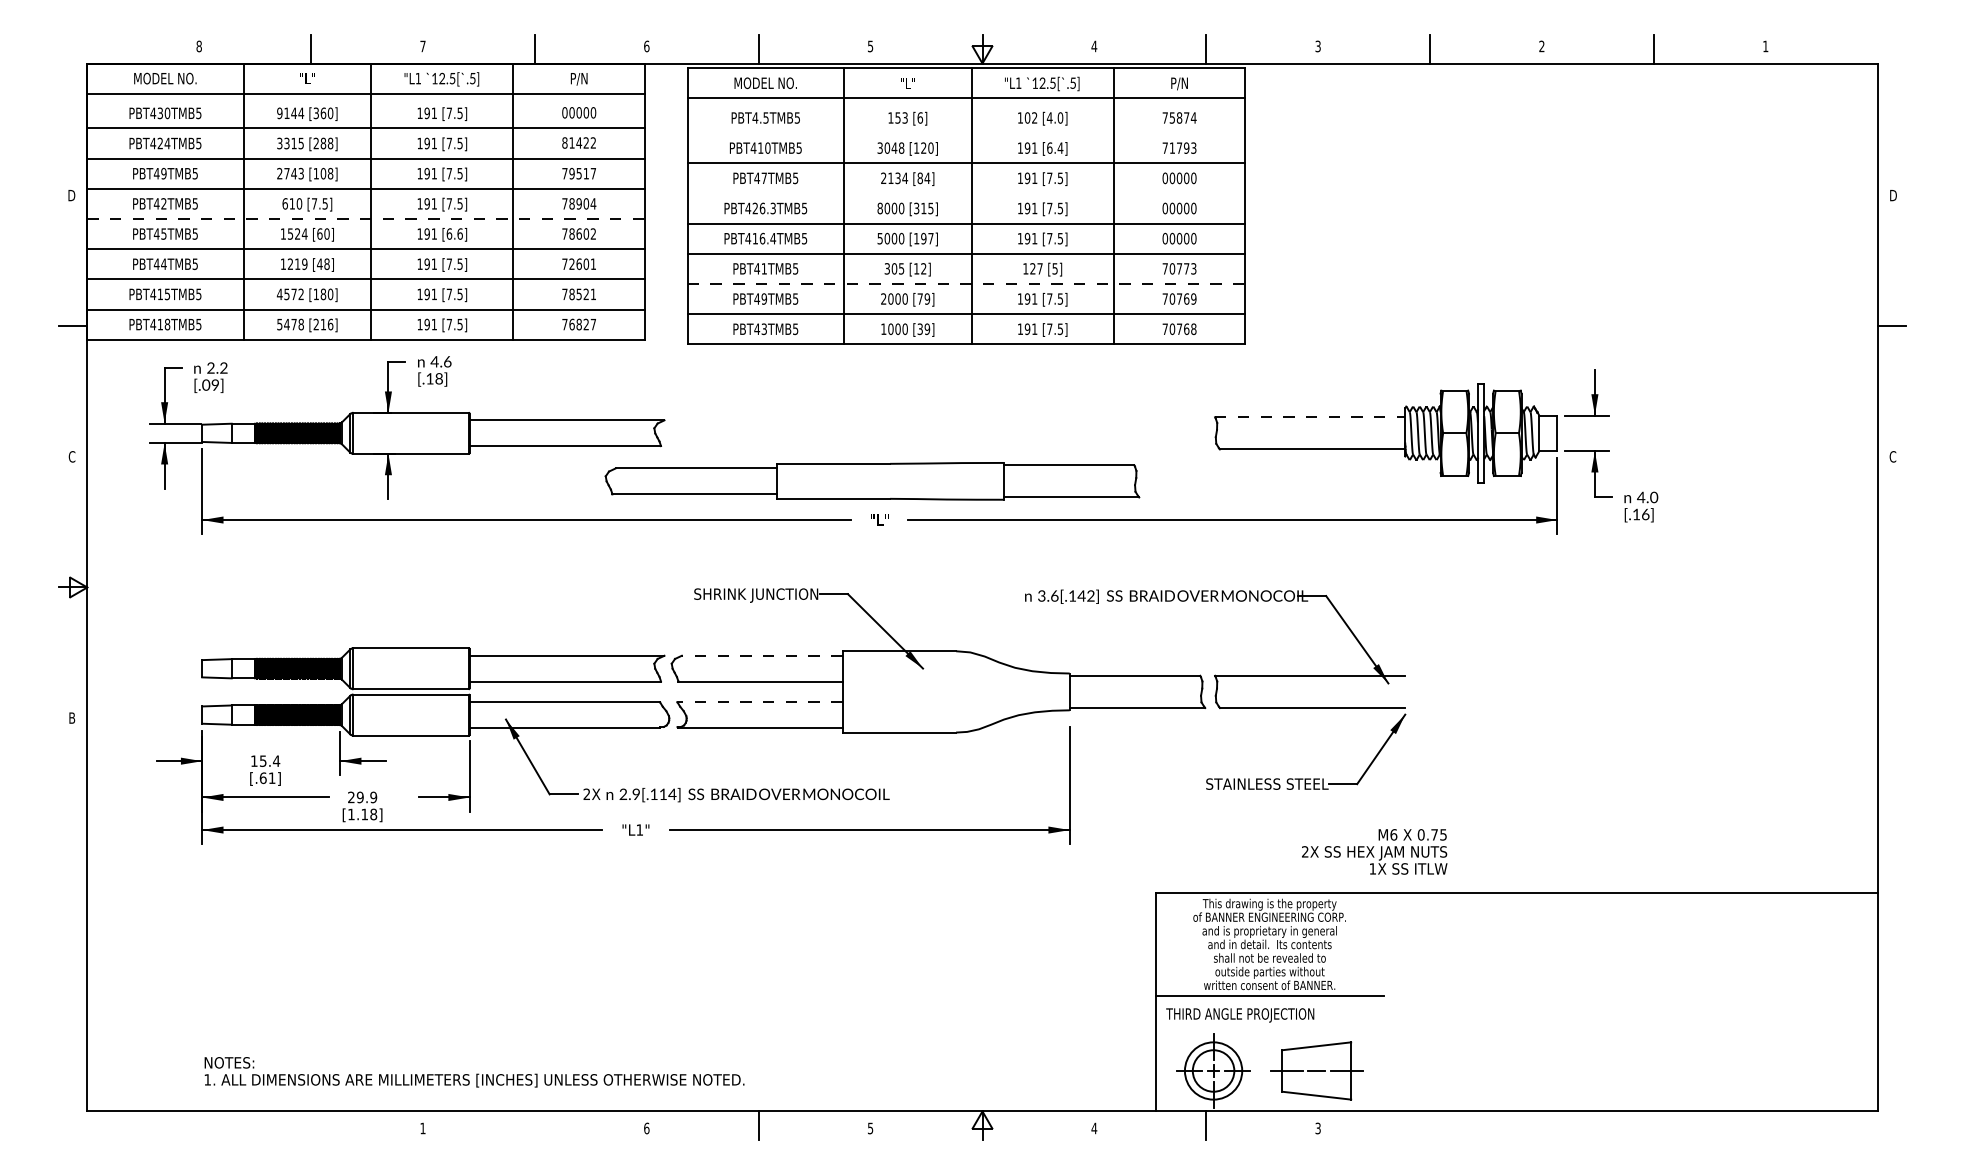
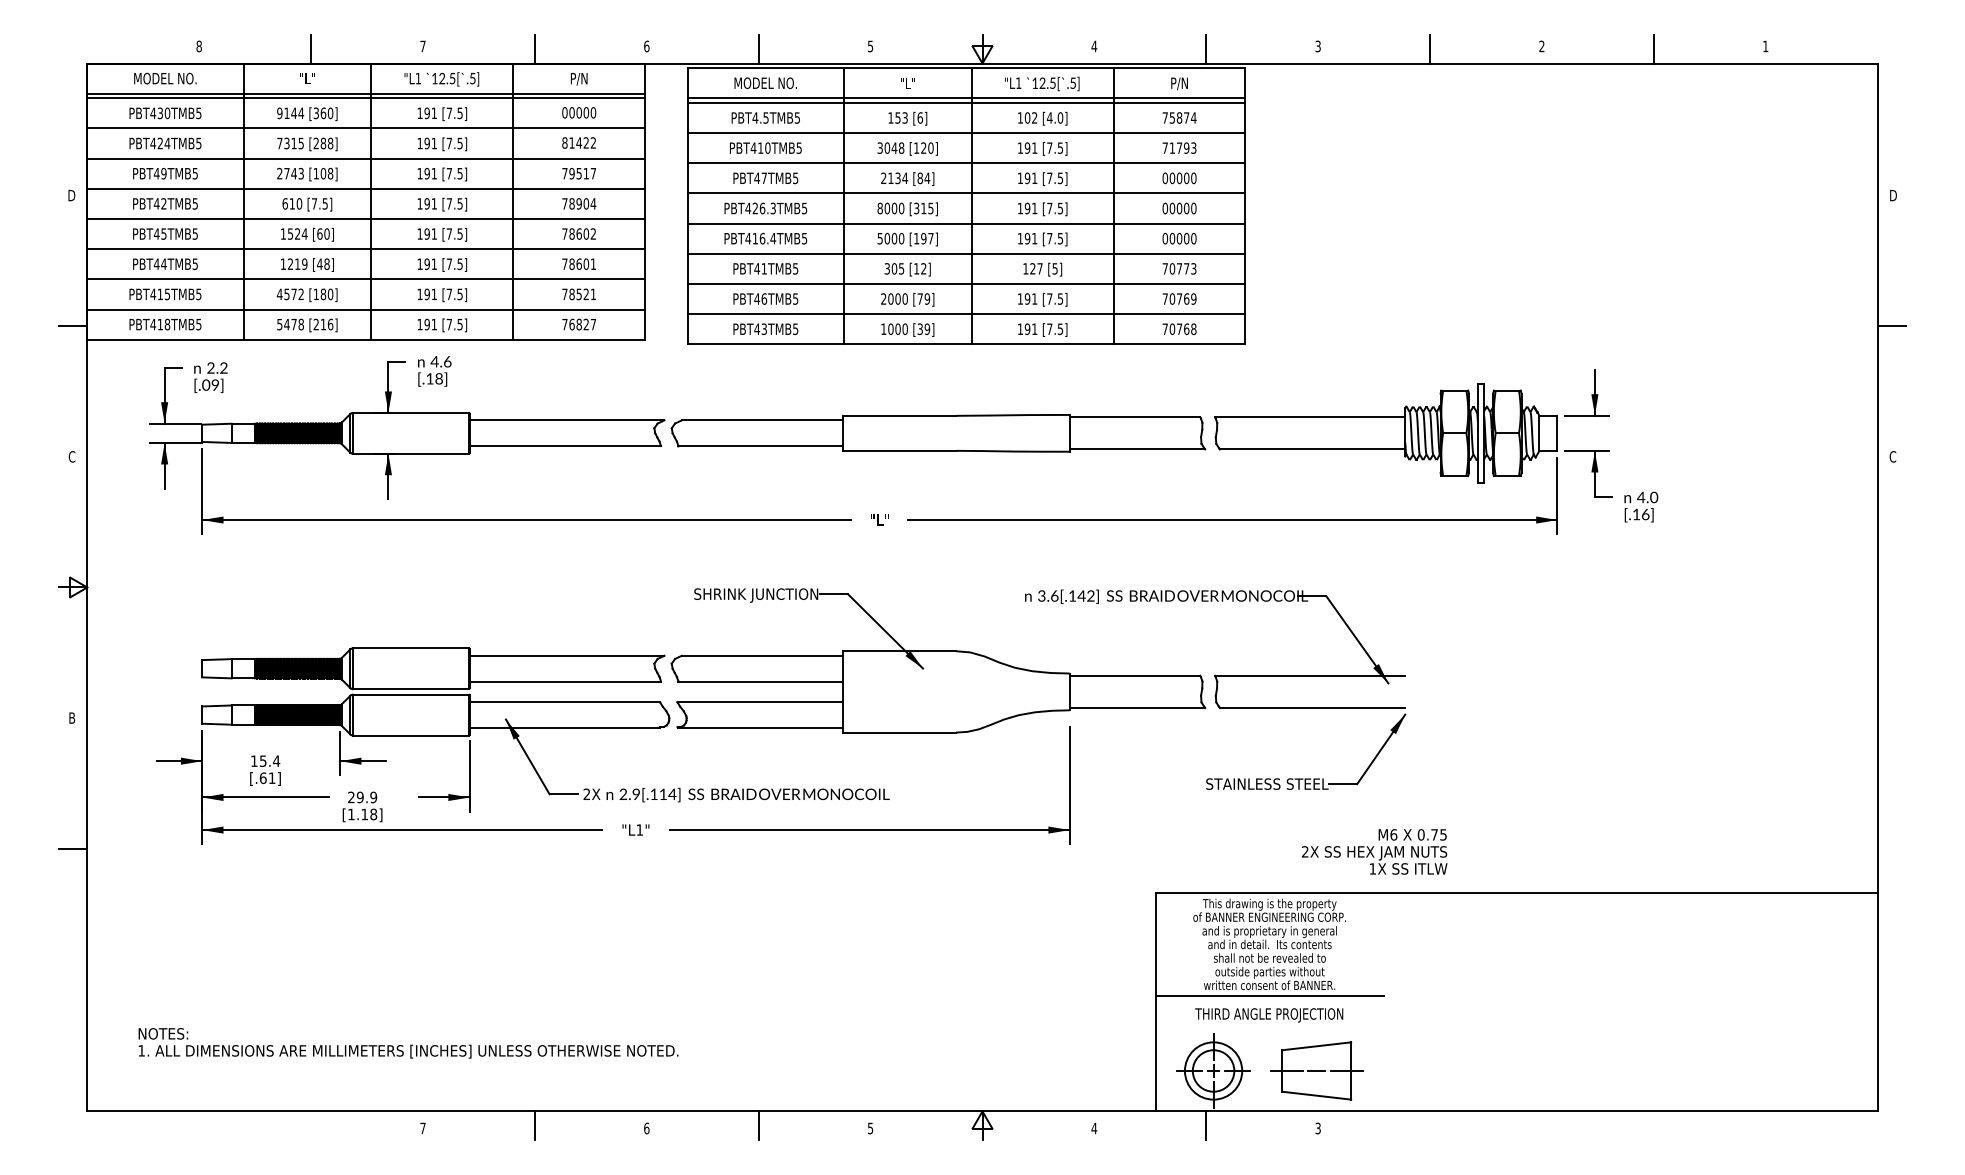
line: none -> present (366, 98)
line: none -> present (966, 102)
line: none -> present (966, 133)
text: 3315 -> 7315 (279, 143)
text: [6.4] -> [7.5] (1055, 147)
line: none -> present (966, 193)
line: dashed -> solid (366, 218)
text: [6.6] -> [7.5] (454, 233)
text: 72601 -> 78601 (571, 263)
line: dashed -> solid (966, 283)
text: PBT49TMB5 -> PBT46TMB5 (764, 298)
line: dashed -> solid (1310, 417)
part position: (872, 481) -> (938, 433) (938, 433)
line: dashed -> solid (761, 655)
line: dashed -> solid (760, 702)
line: none -> present (72, 848)
text position: (1240, 1015) -> (1269, 1015) (1269, 1015)
text position: (474, 1072) -> (408, 1043) (408, 1043)
line: none -> present (534, 1125)
text: 1 -> 7 (422, 1128)
